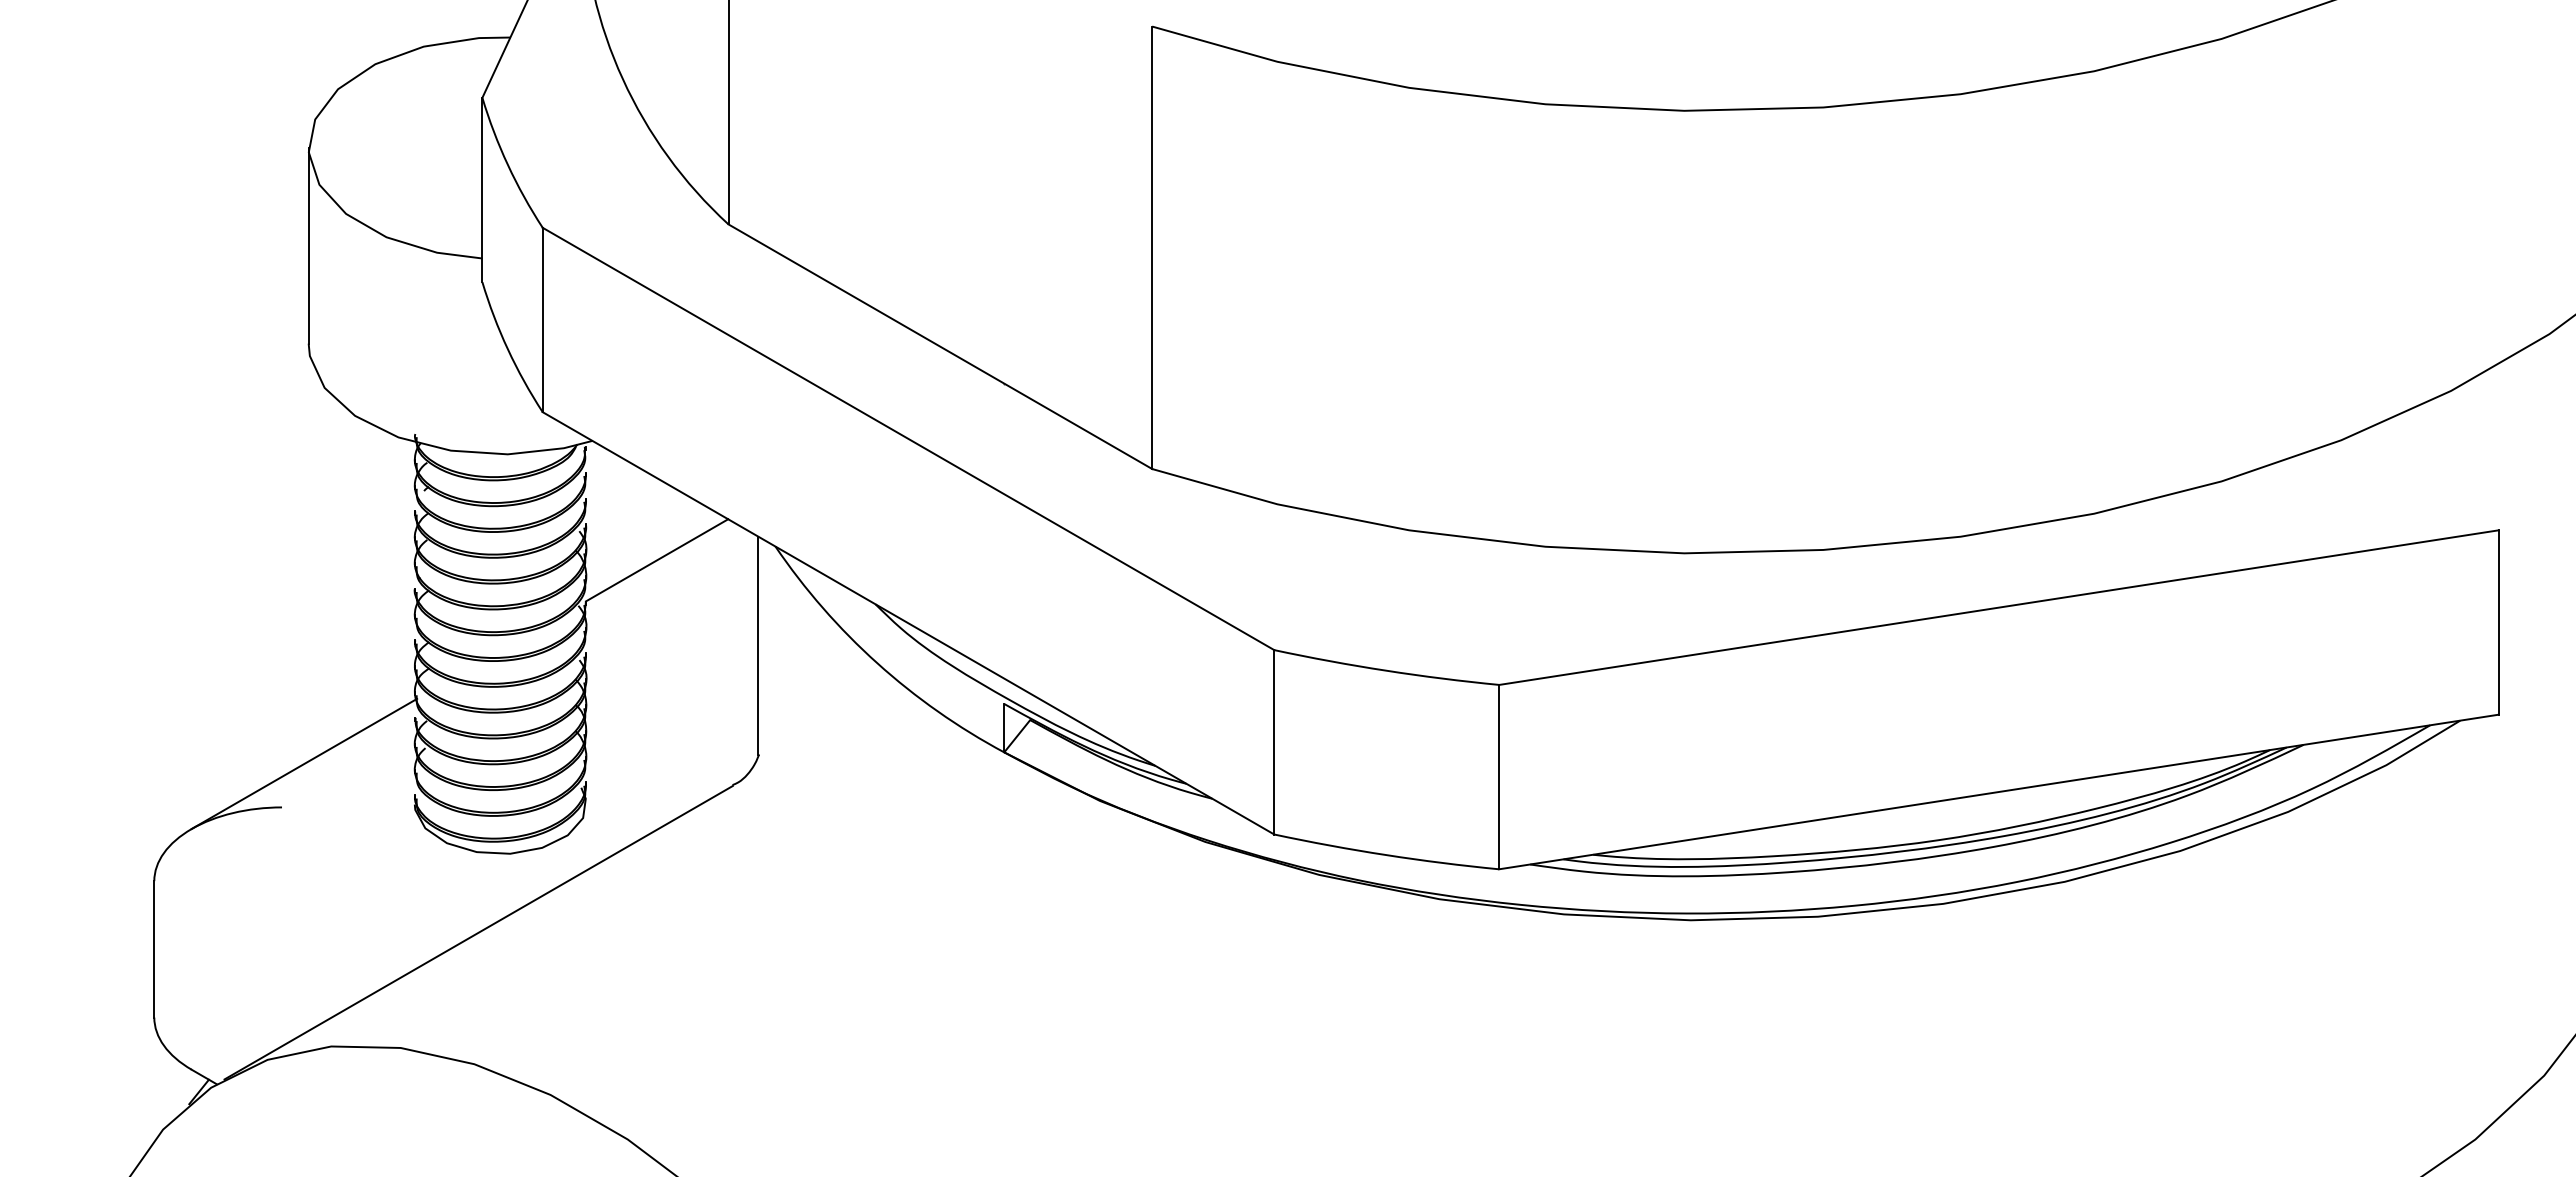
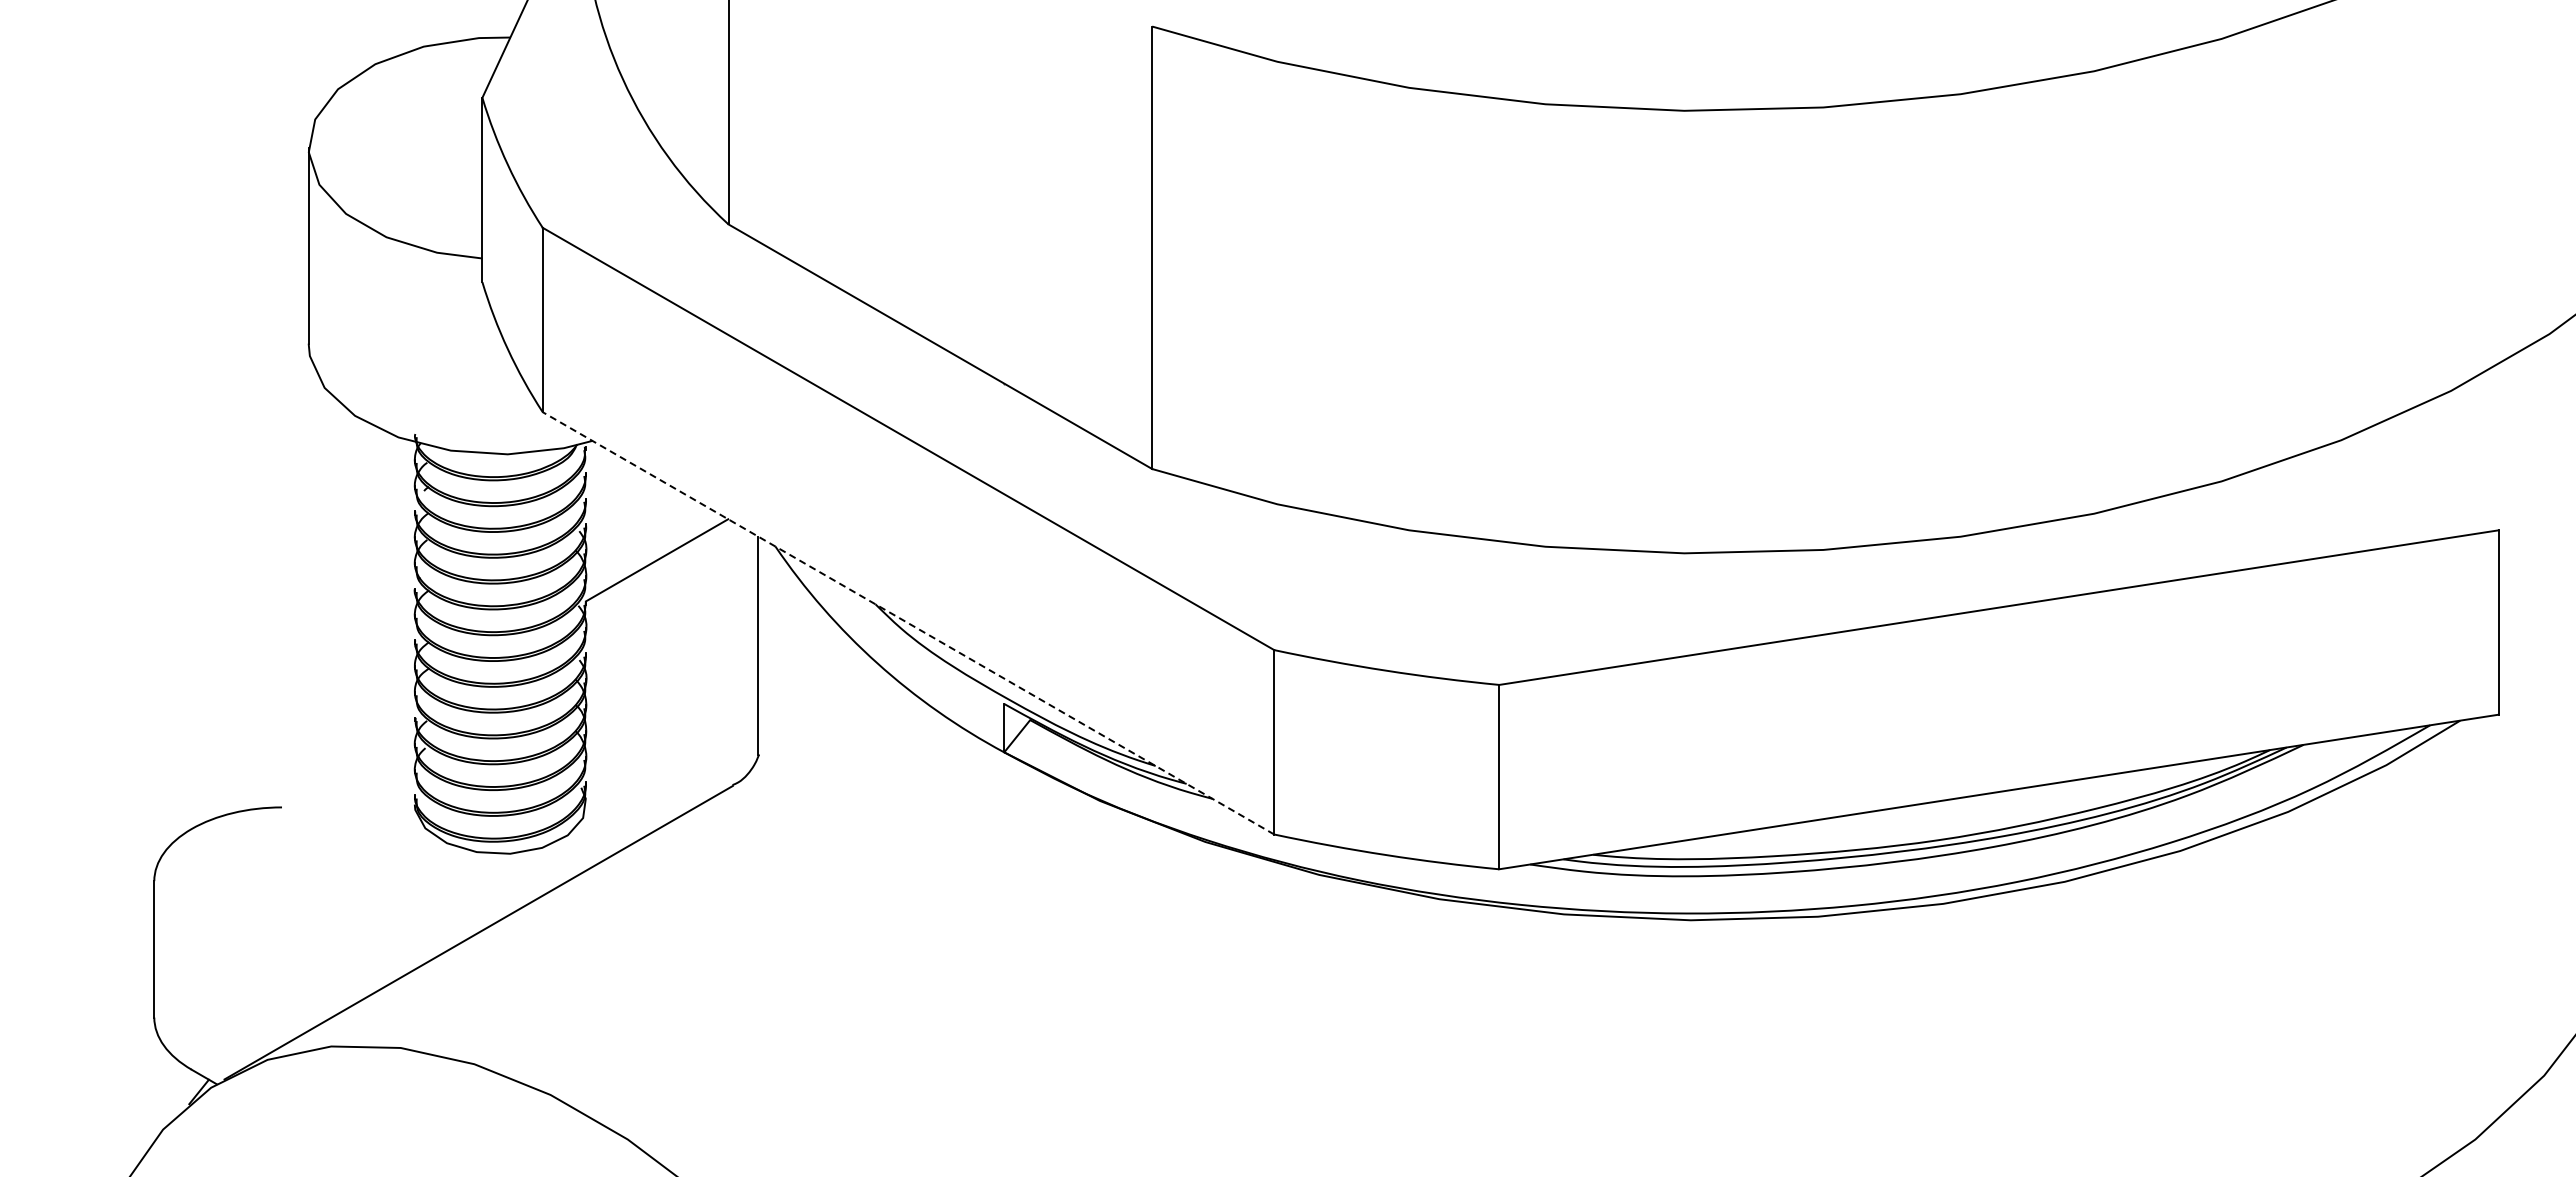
line: solid -> dashed (908, 623)
line: present -> none (304, 763)
